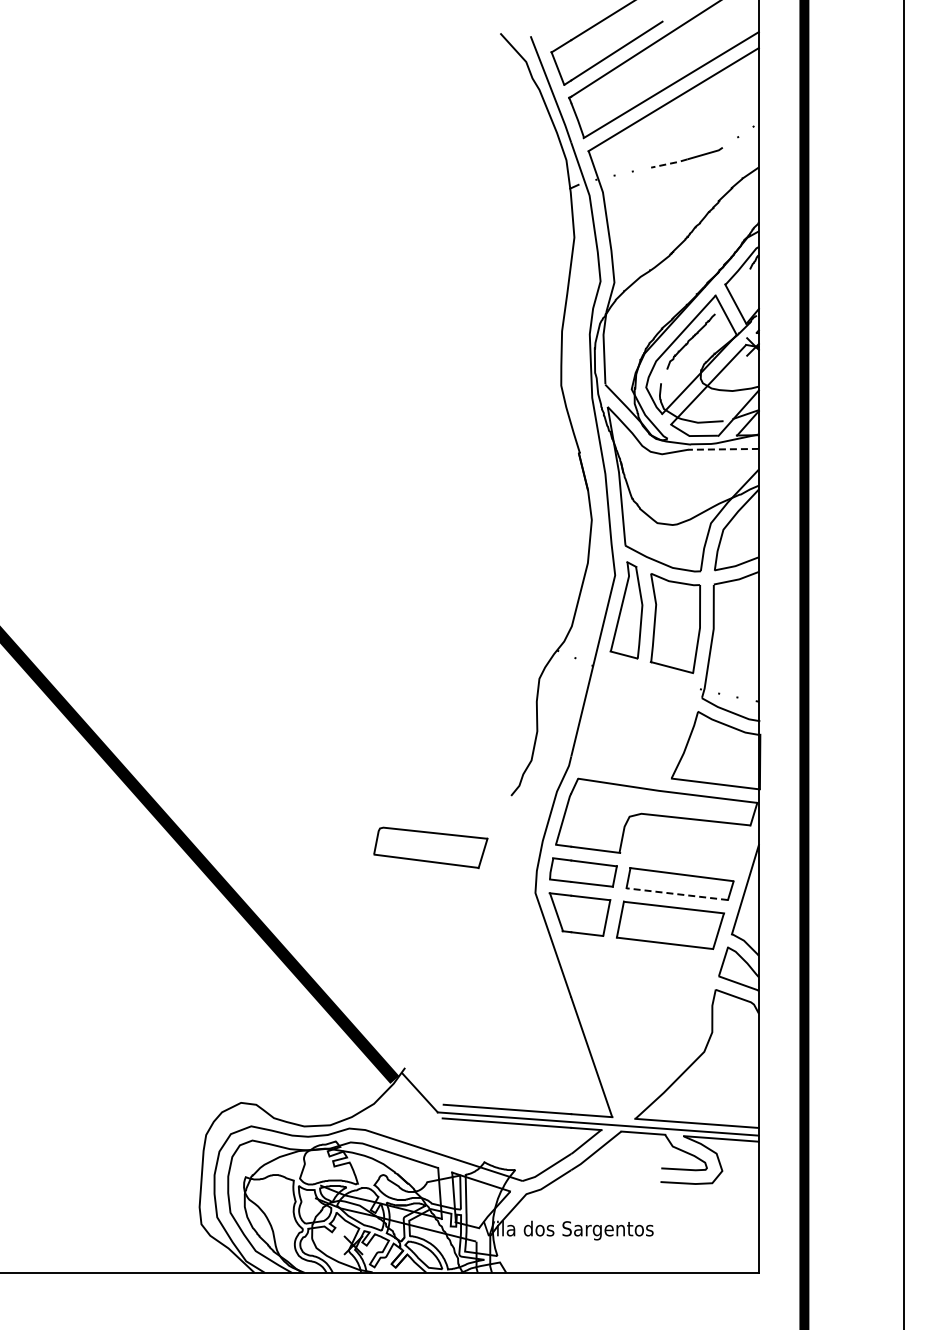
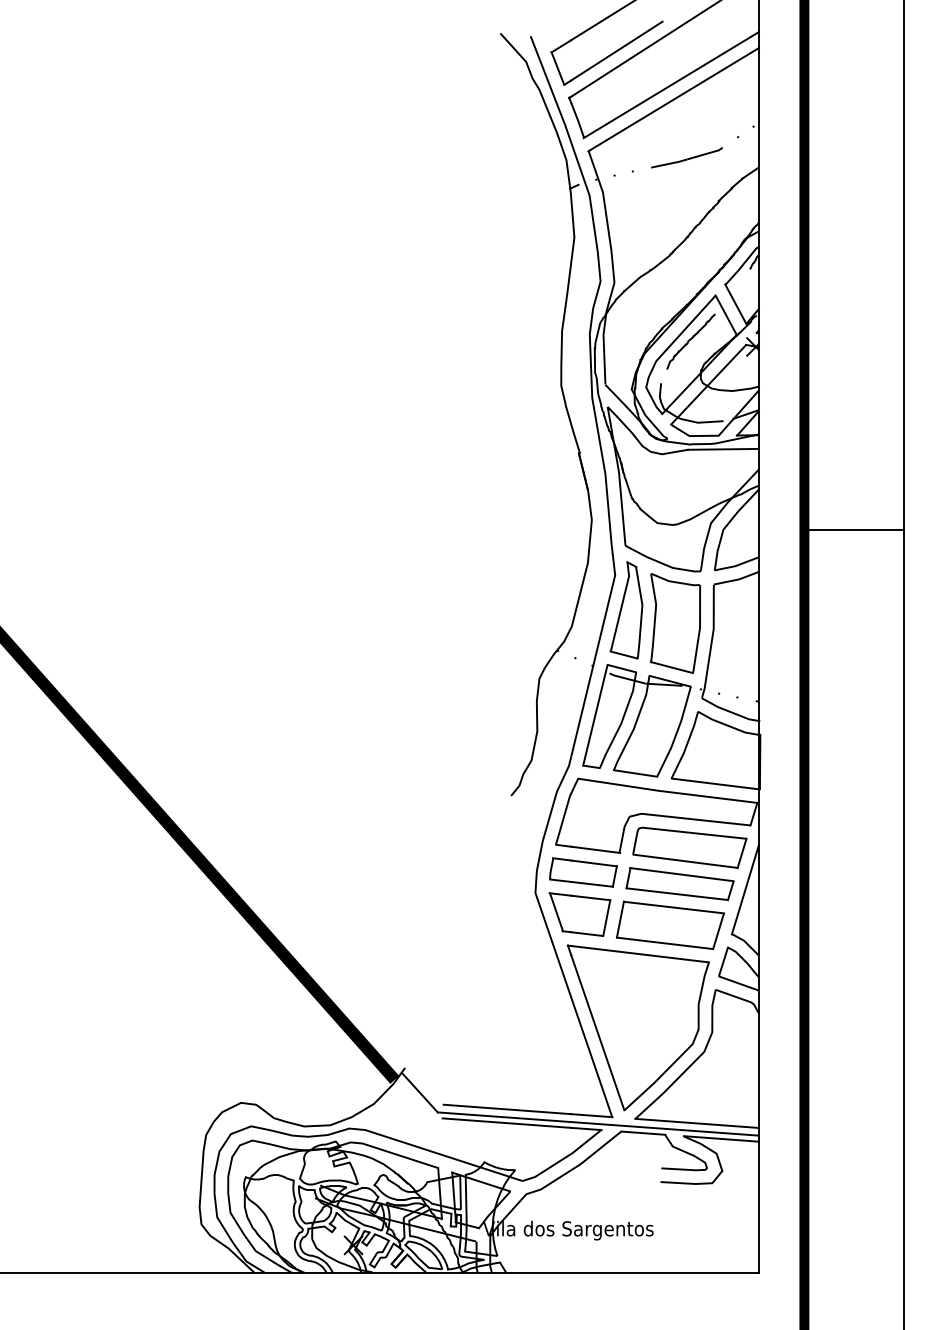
line: dashed -> solid (669, 163)
line: dashed -> solid (723, 449)
line: none -> present (853, 529)
part: none -> present (636, 720)
part position: (430, 847) -> (689, 847) (689, 847)
line: dashed -> solid (676, 894)
part: none -> present (637, 1027)
